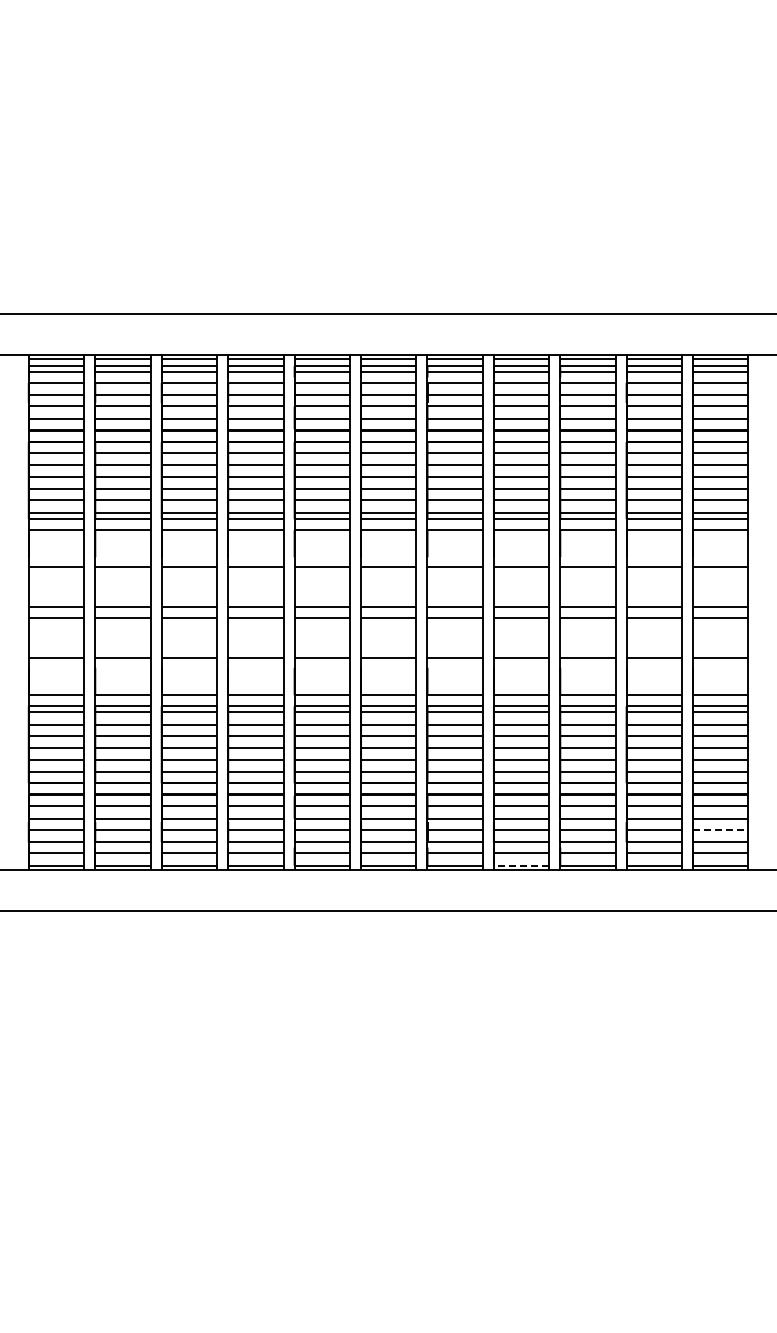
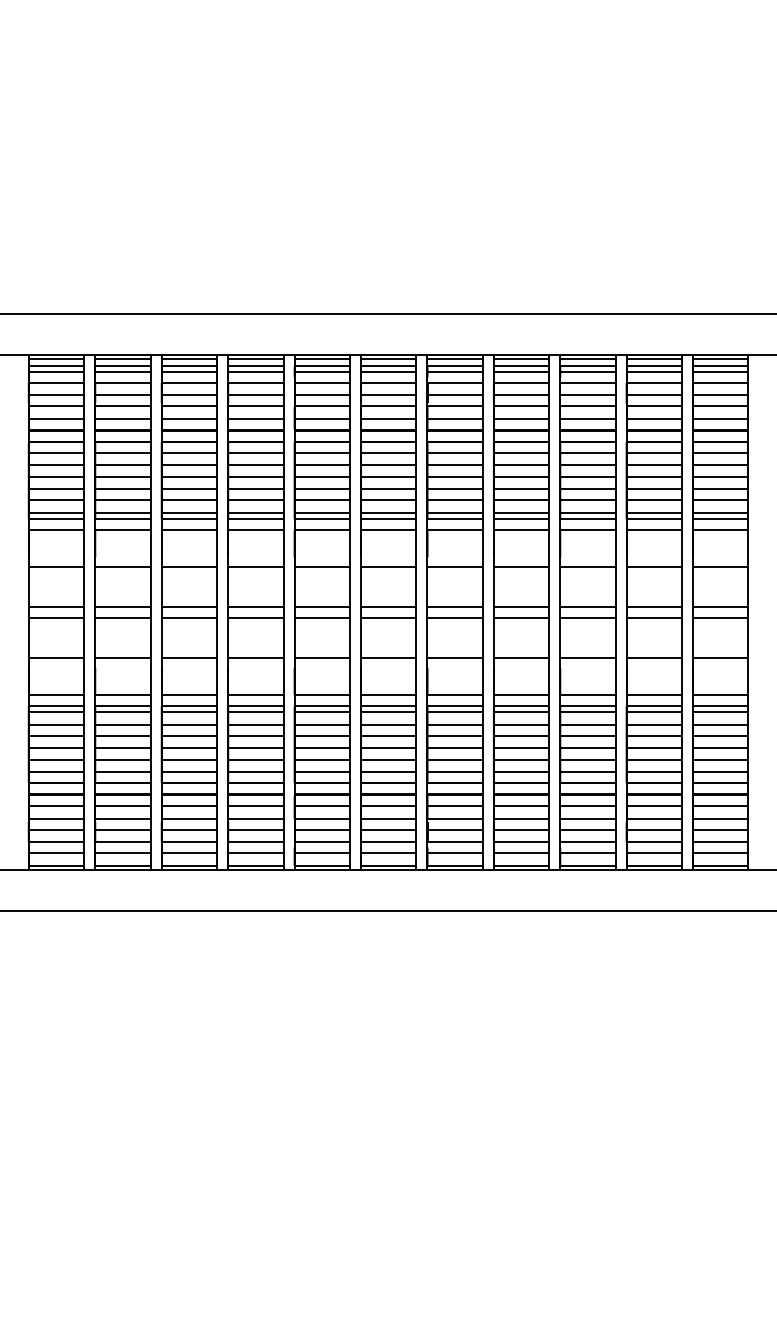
line: dashed -> solid (720, 829)
line: dashed -> solid (521, 865)
